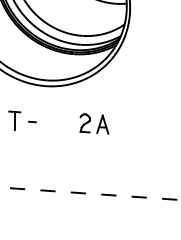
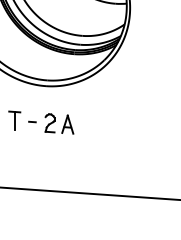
part position: (94, 123) -> (59, 123) (59, 123)
line: dashed -> solid (90, 193)
